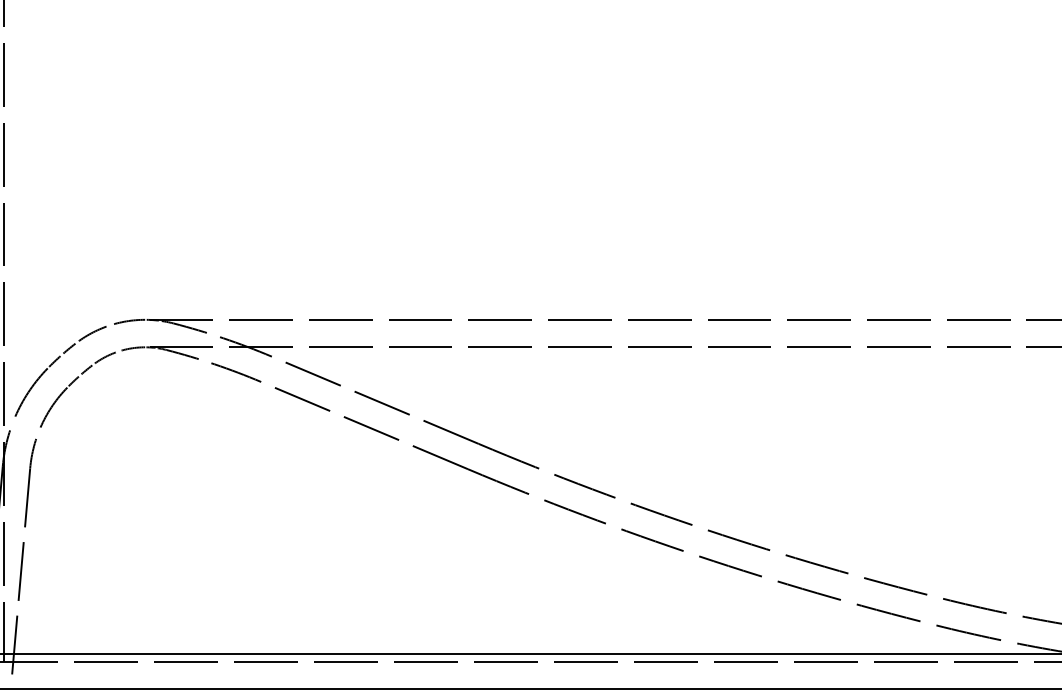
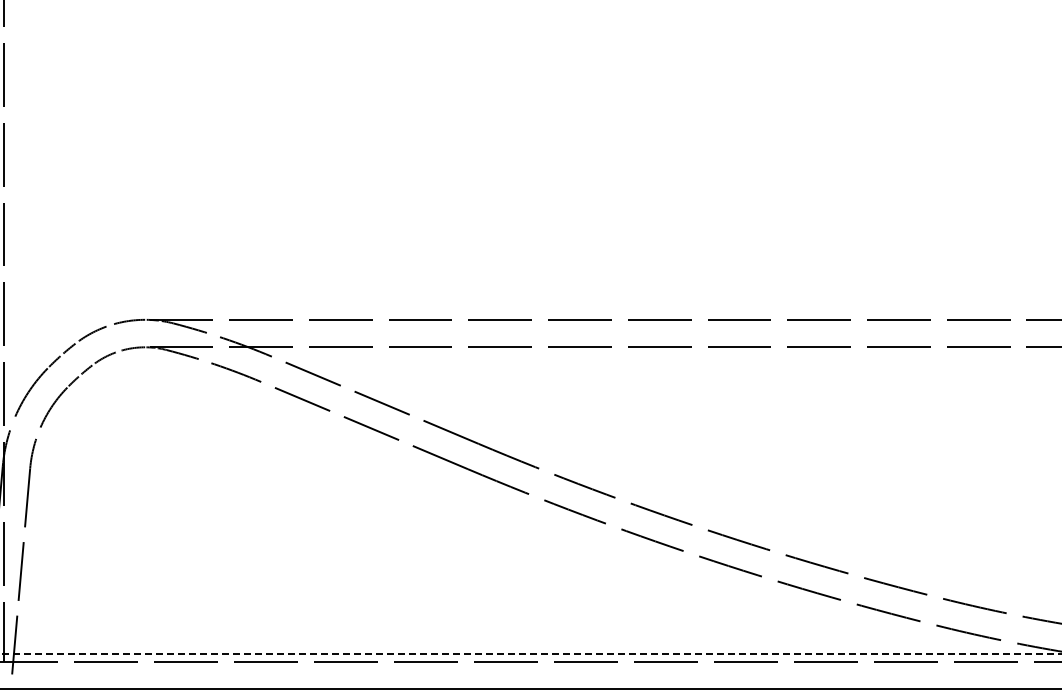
line: solid -> dashed (531, 654)
